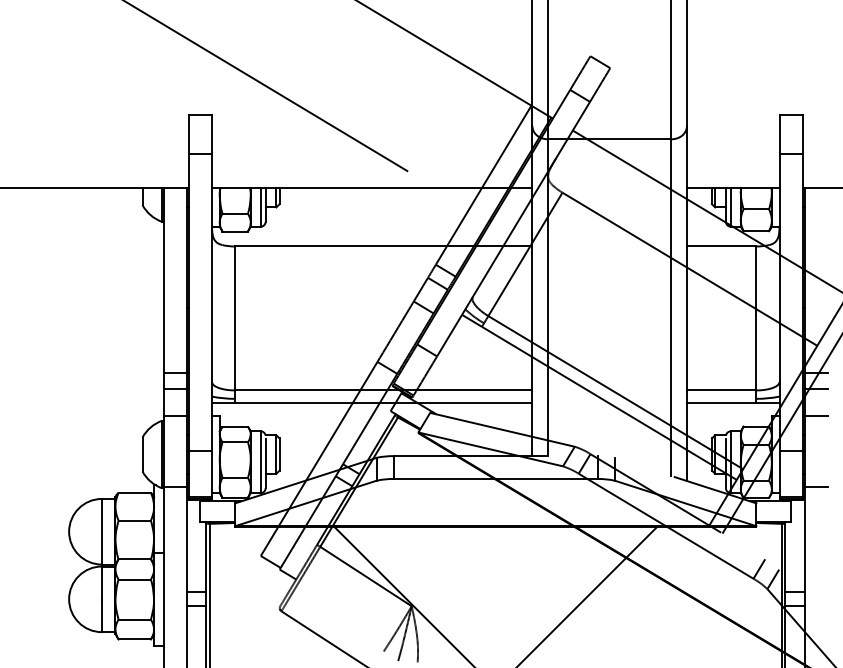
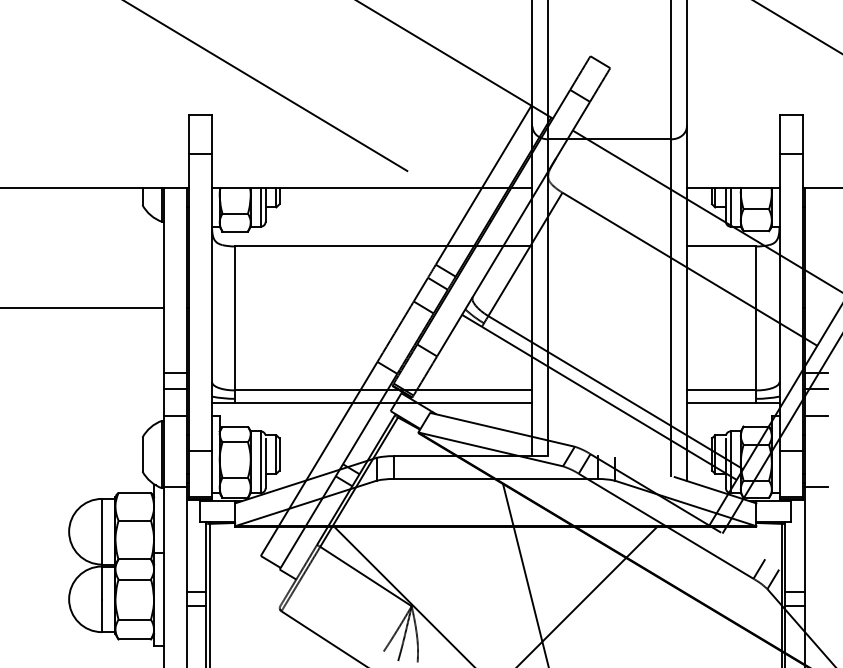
line: none -> present (797, 27)
line: none -> present (82, 307)
line: none -> present (525, 574)
